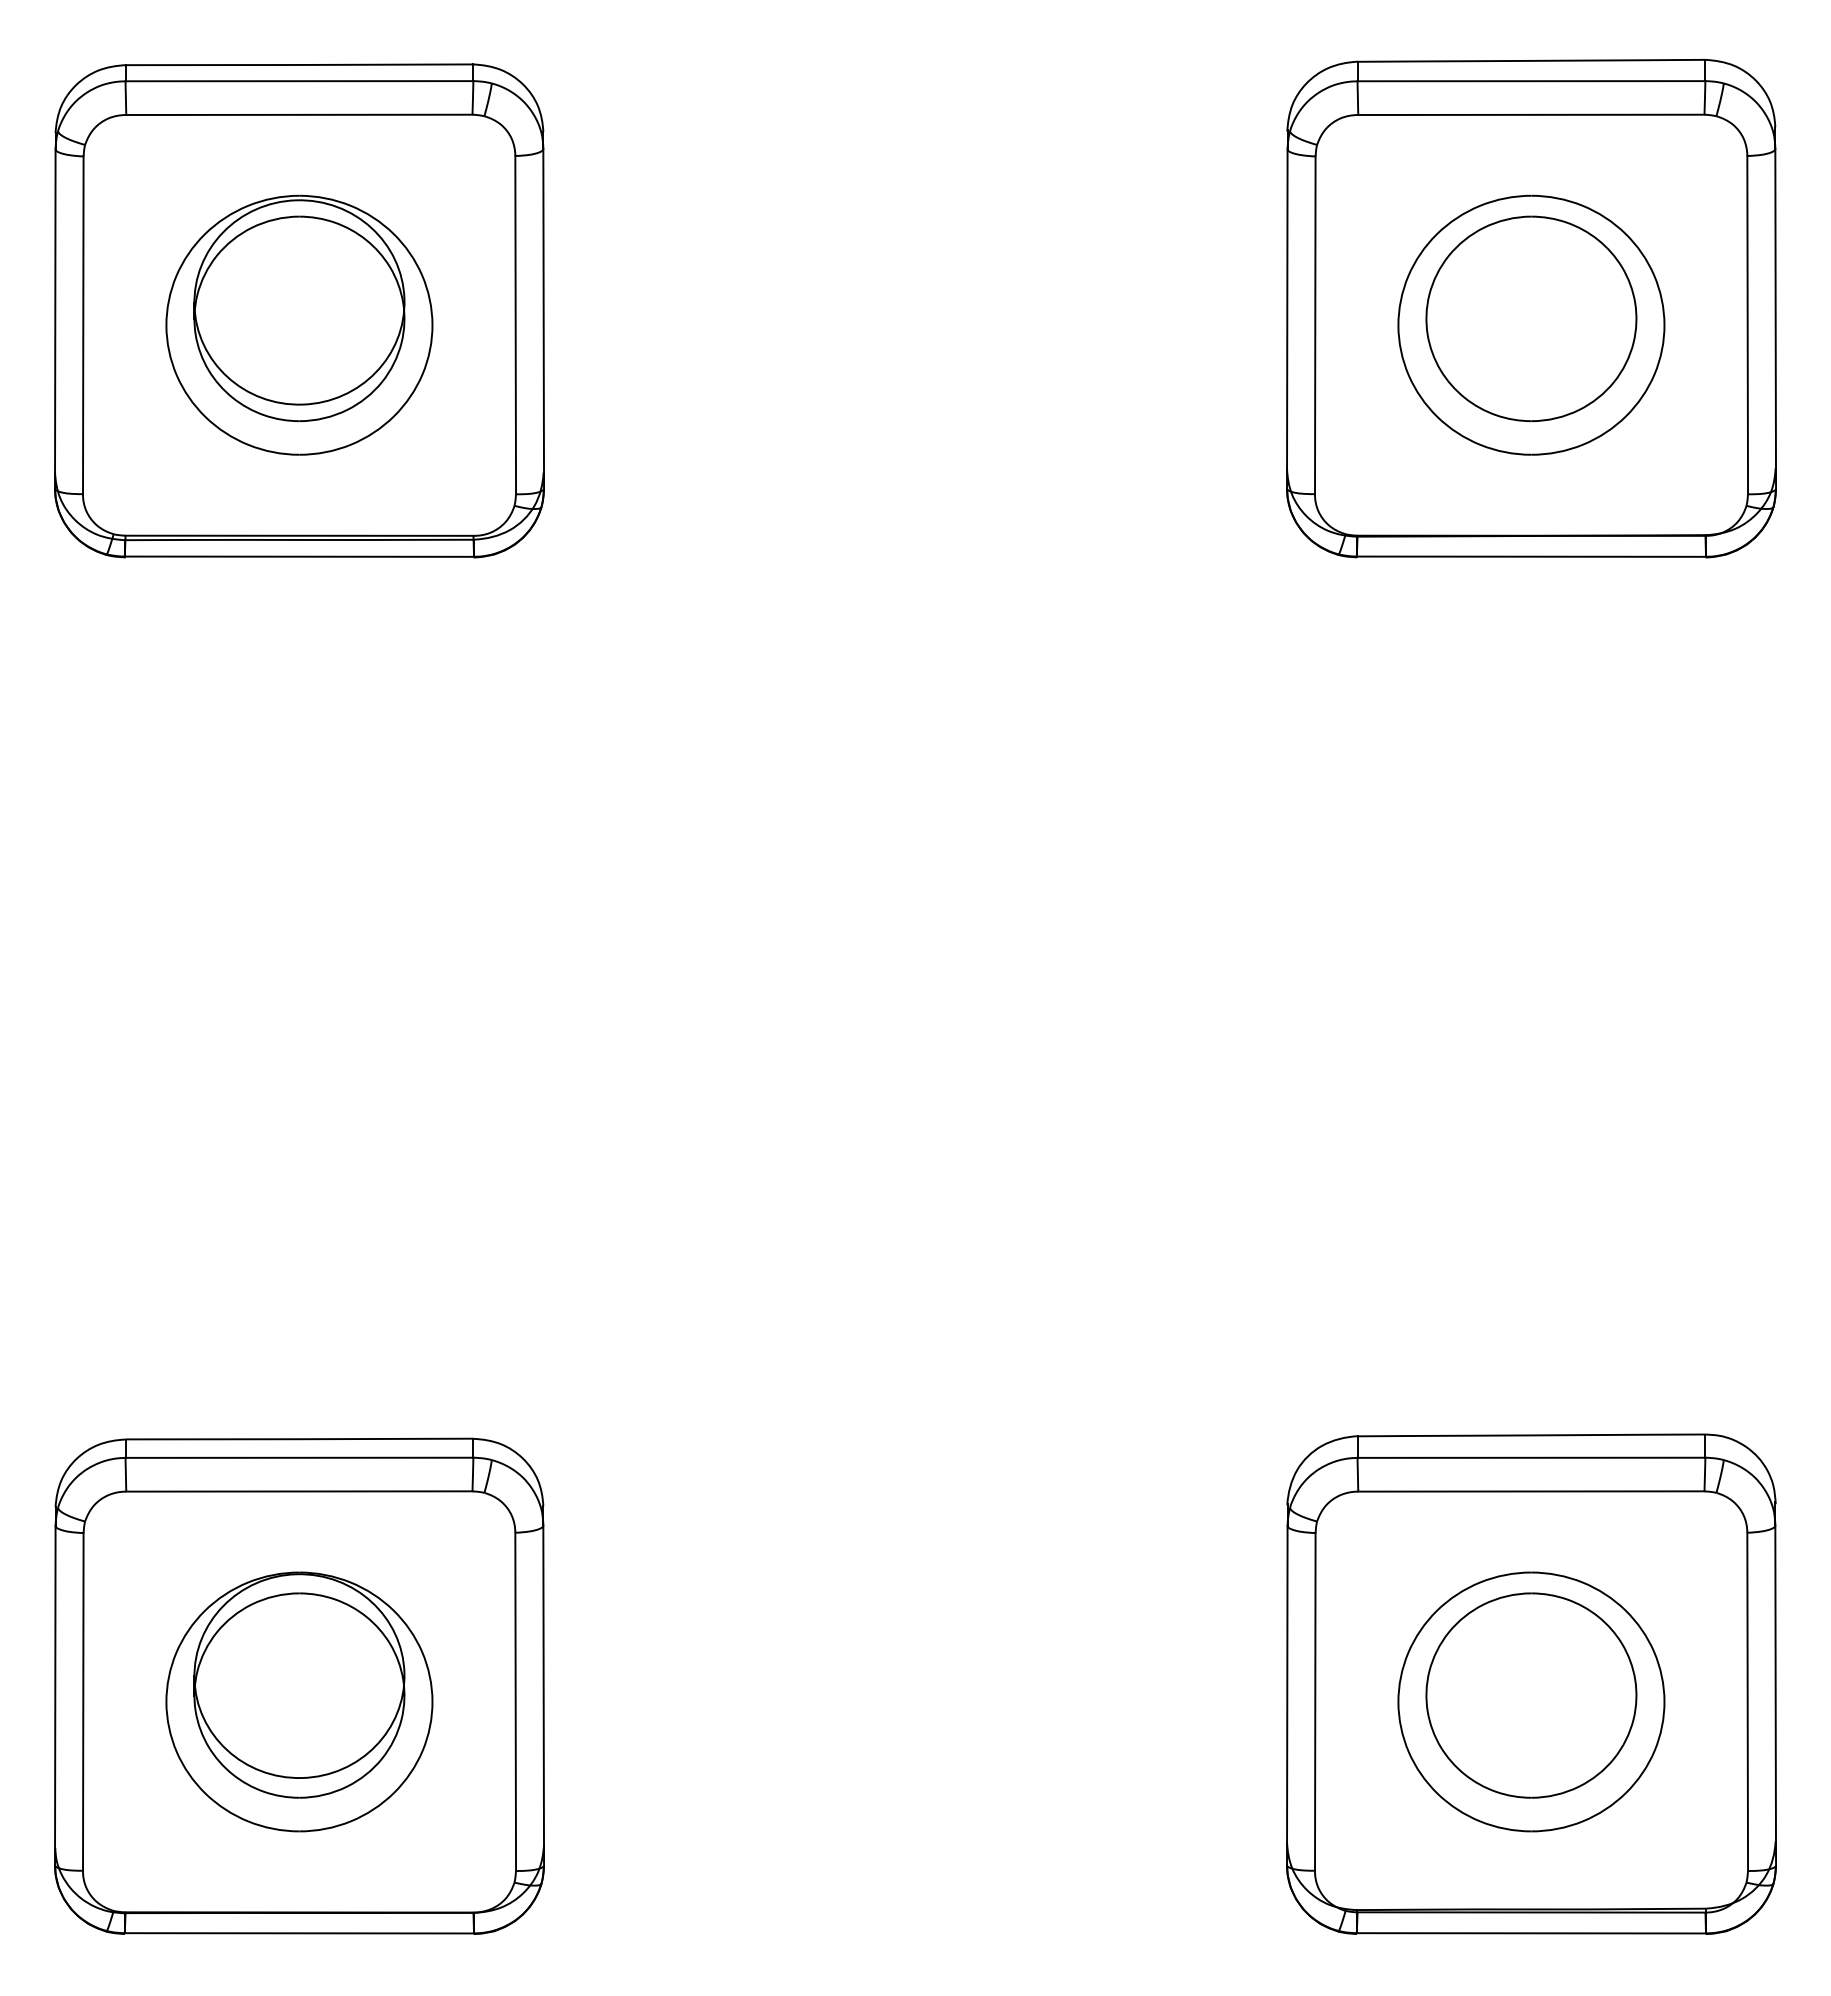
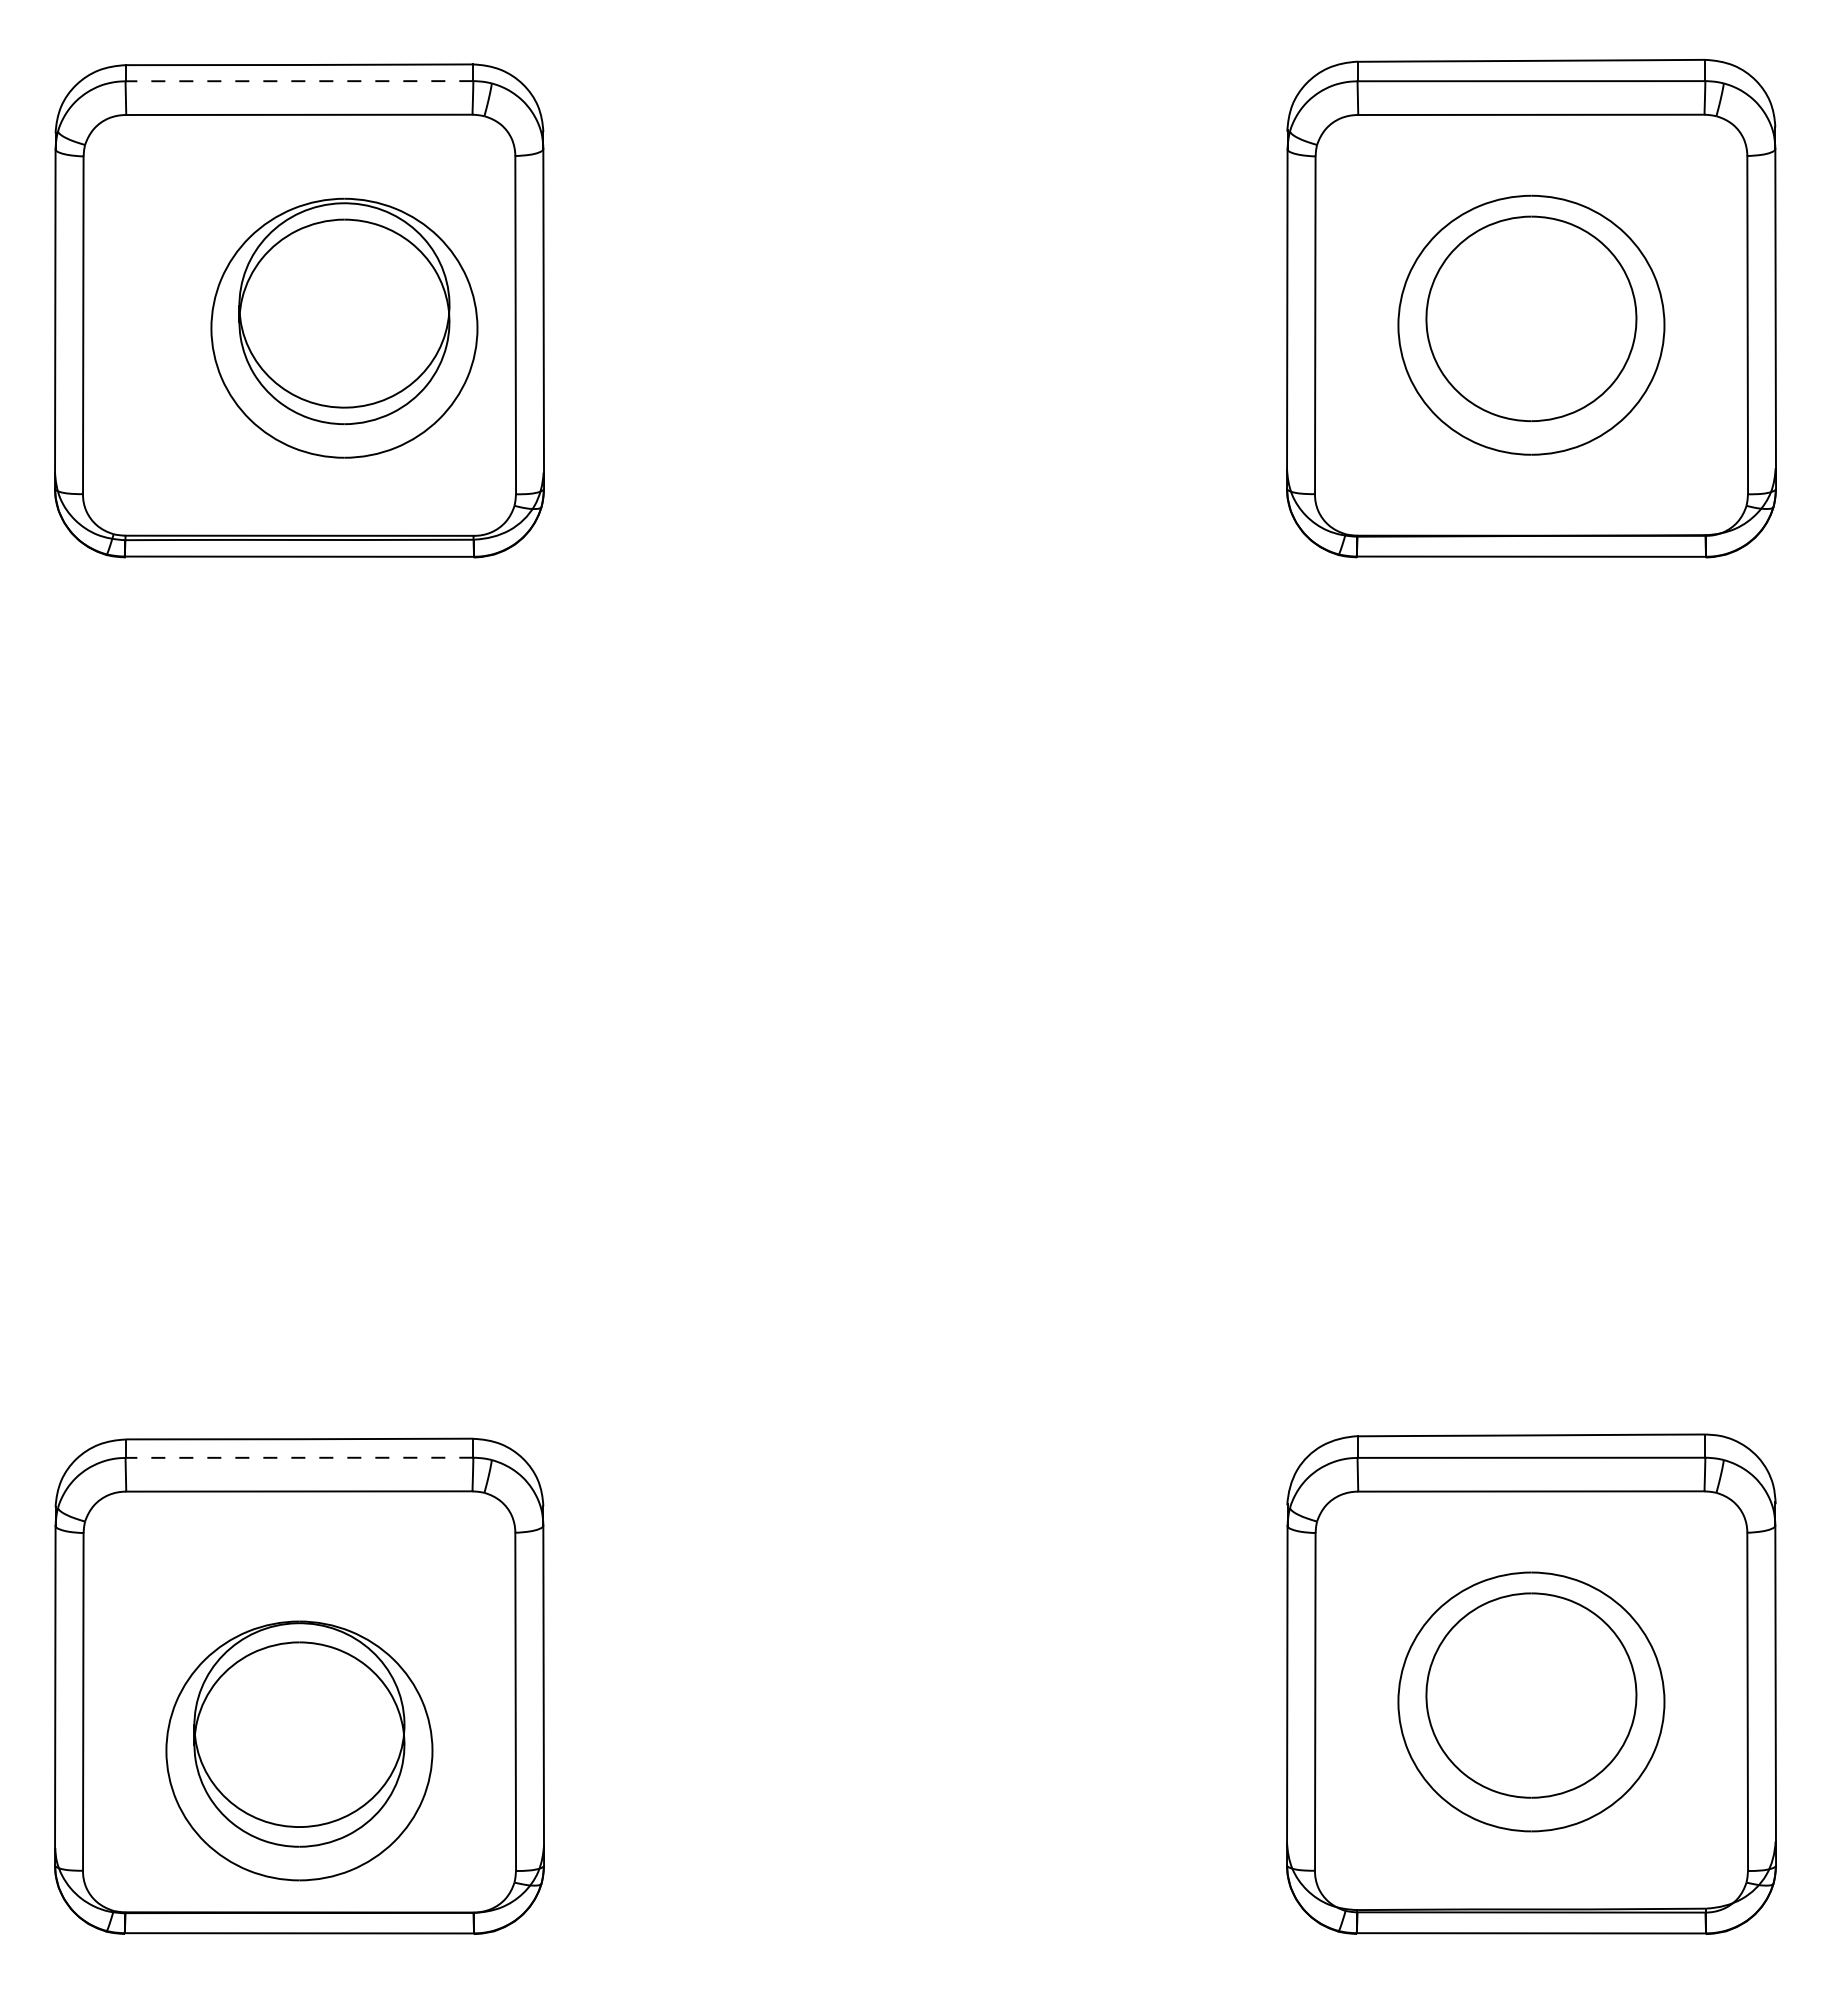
line: solid -> dashed (299, 81)
part position: (299, 324) -> (344, 327) (344, 327)
line: solid -> dashed (299, 1457)
part position: (299, 1701) -> (299, 1750) (299, 1750)
